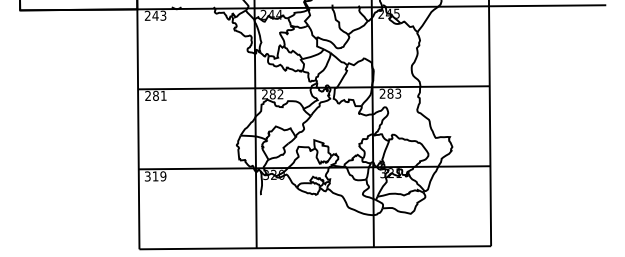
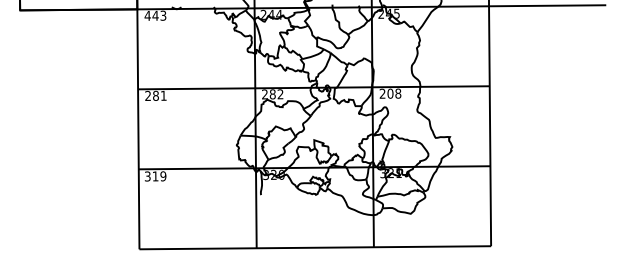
text: 243 -> 443 (147, 15)
text: 283 -> 208 (394, 93)
